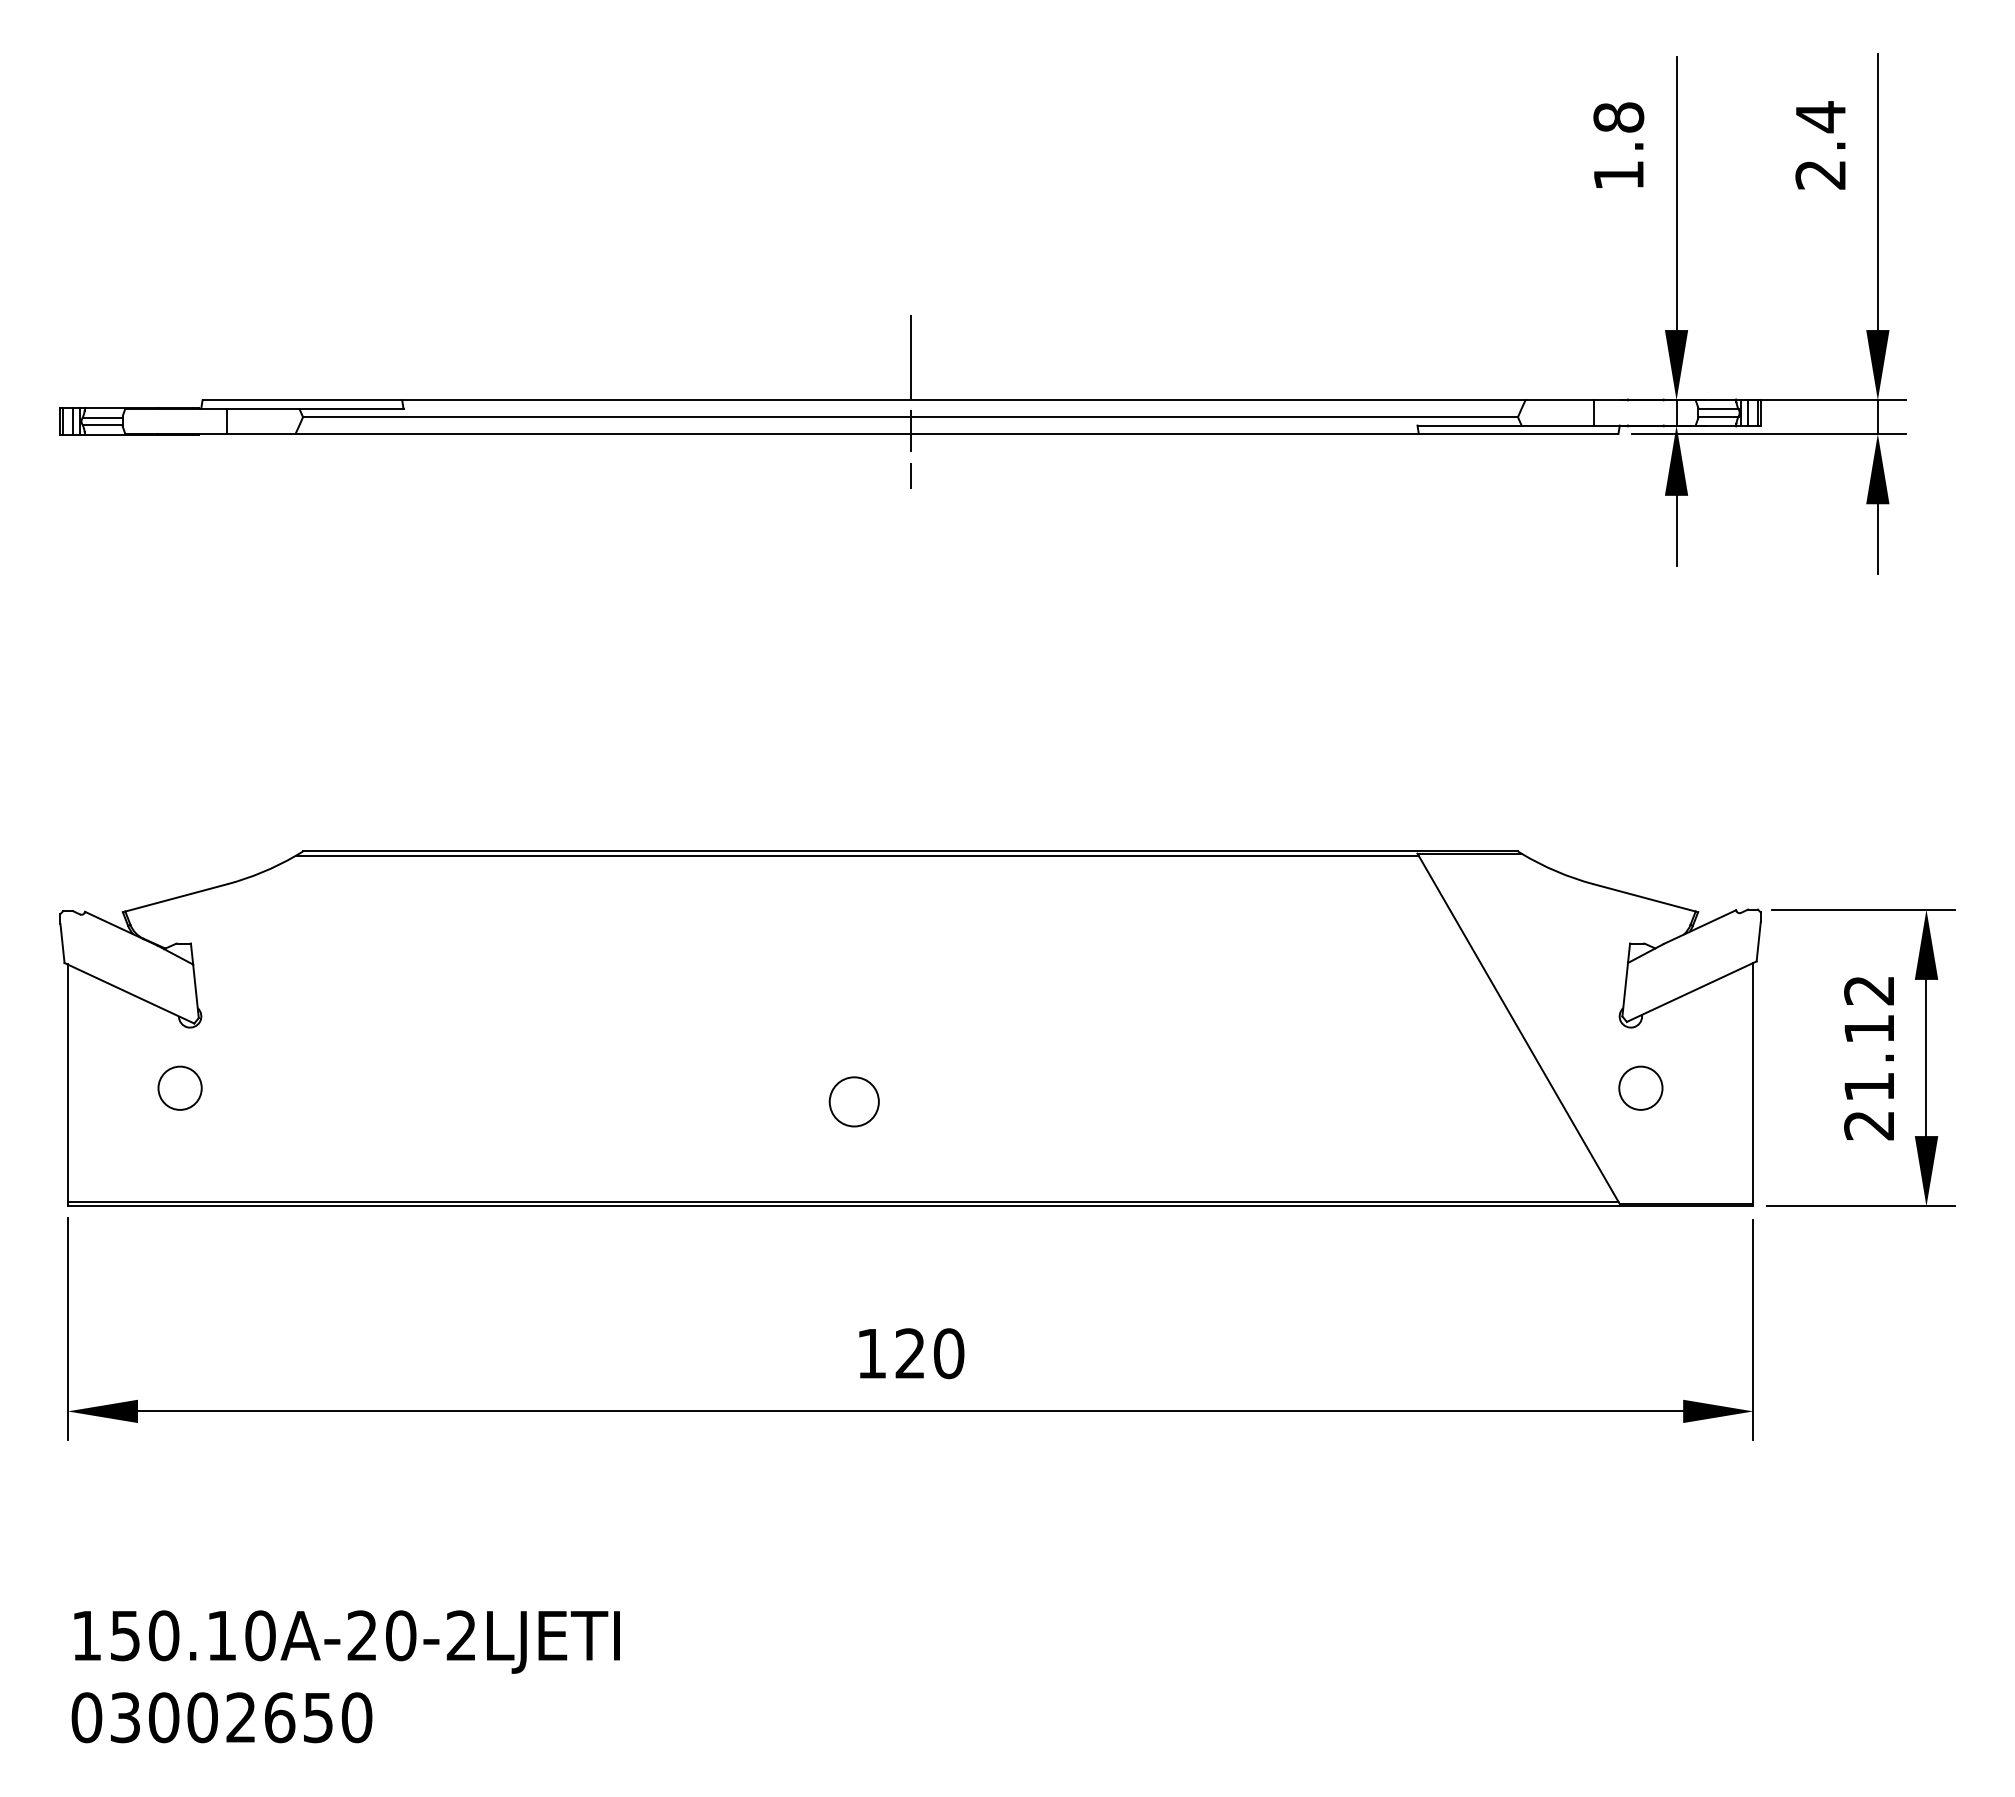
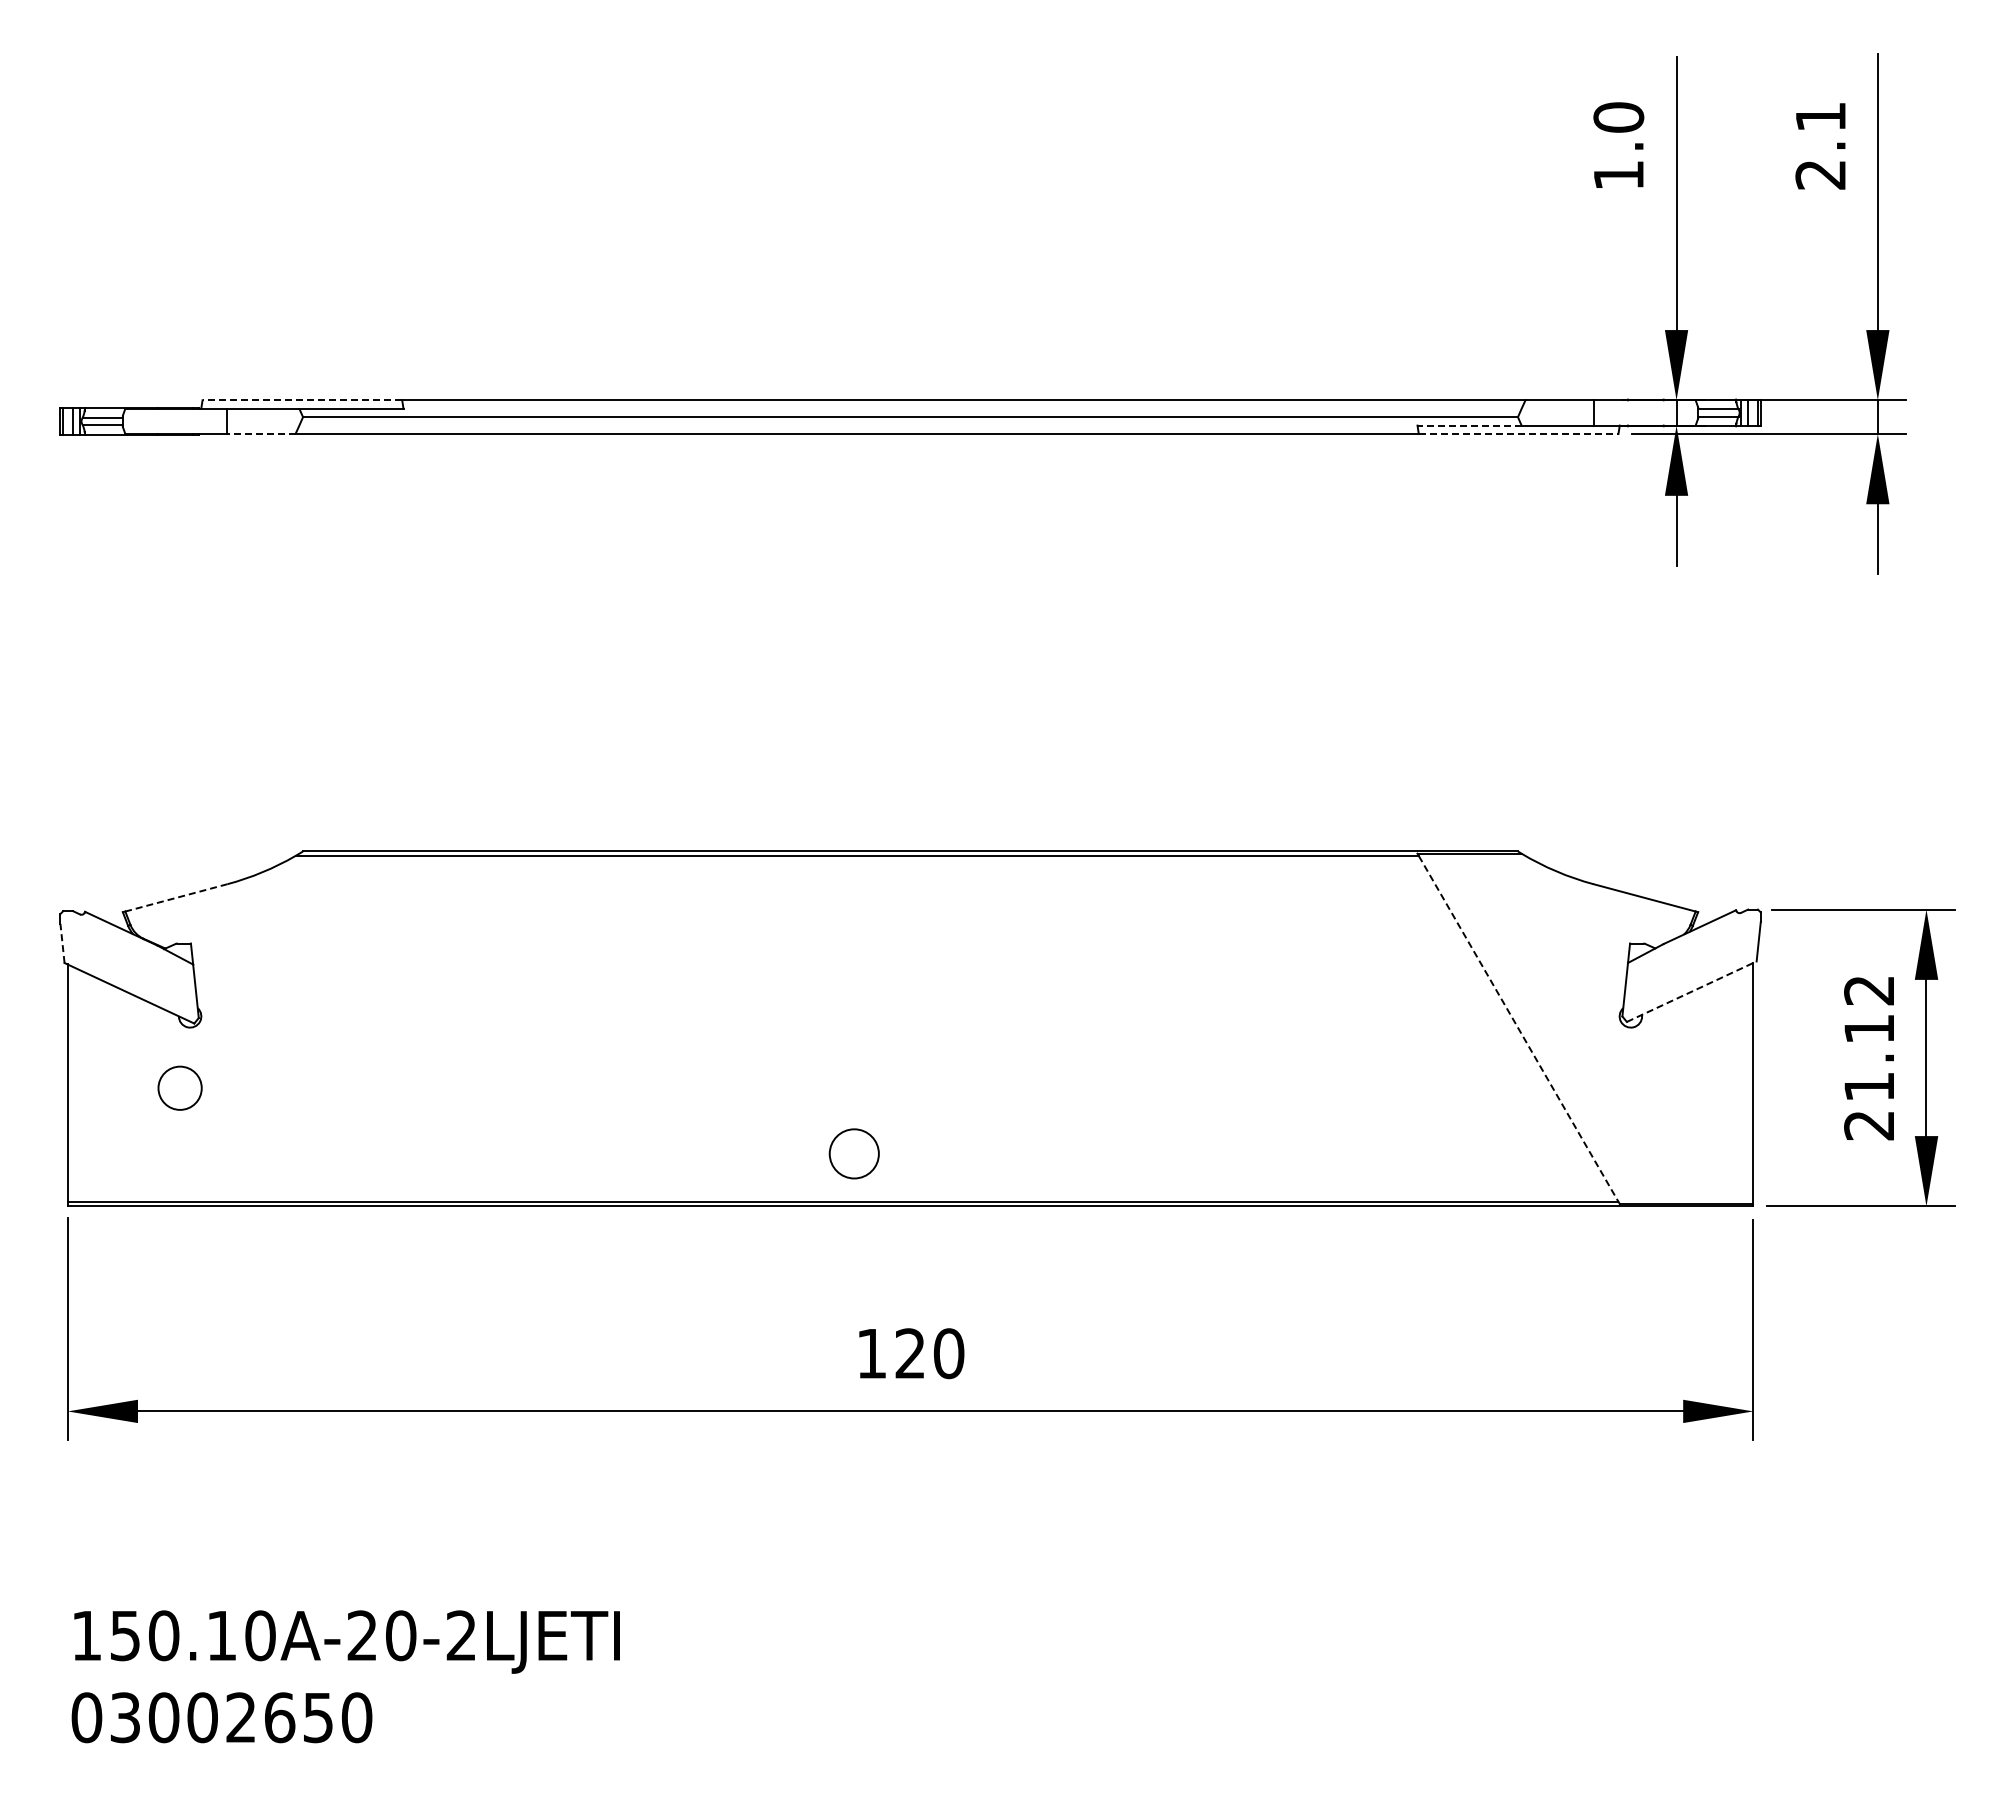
text: 1.8 -> 1.0 (1618, 117)
text: 2.4 -> 2.1 (1820, 117)
line: solid -> dashed (302, 400)
line: present -> none (910, 402)
line: solid -> dashed (1469, 425)
line: solid -> dashed (261, 434)
line: solid -> dashed (1518, 434)
line: solid -> dashed (176, 897)
line: solid -> dashed (62, 943)
line: solid -> dashed (1691, 991)
line: solid -> dashed (1518, 1028)
circle: present -> none (1640, 1087)
circle position: (853, 1101) -> (853, 1153) (853, 1153)
